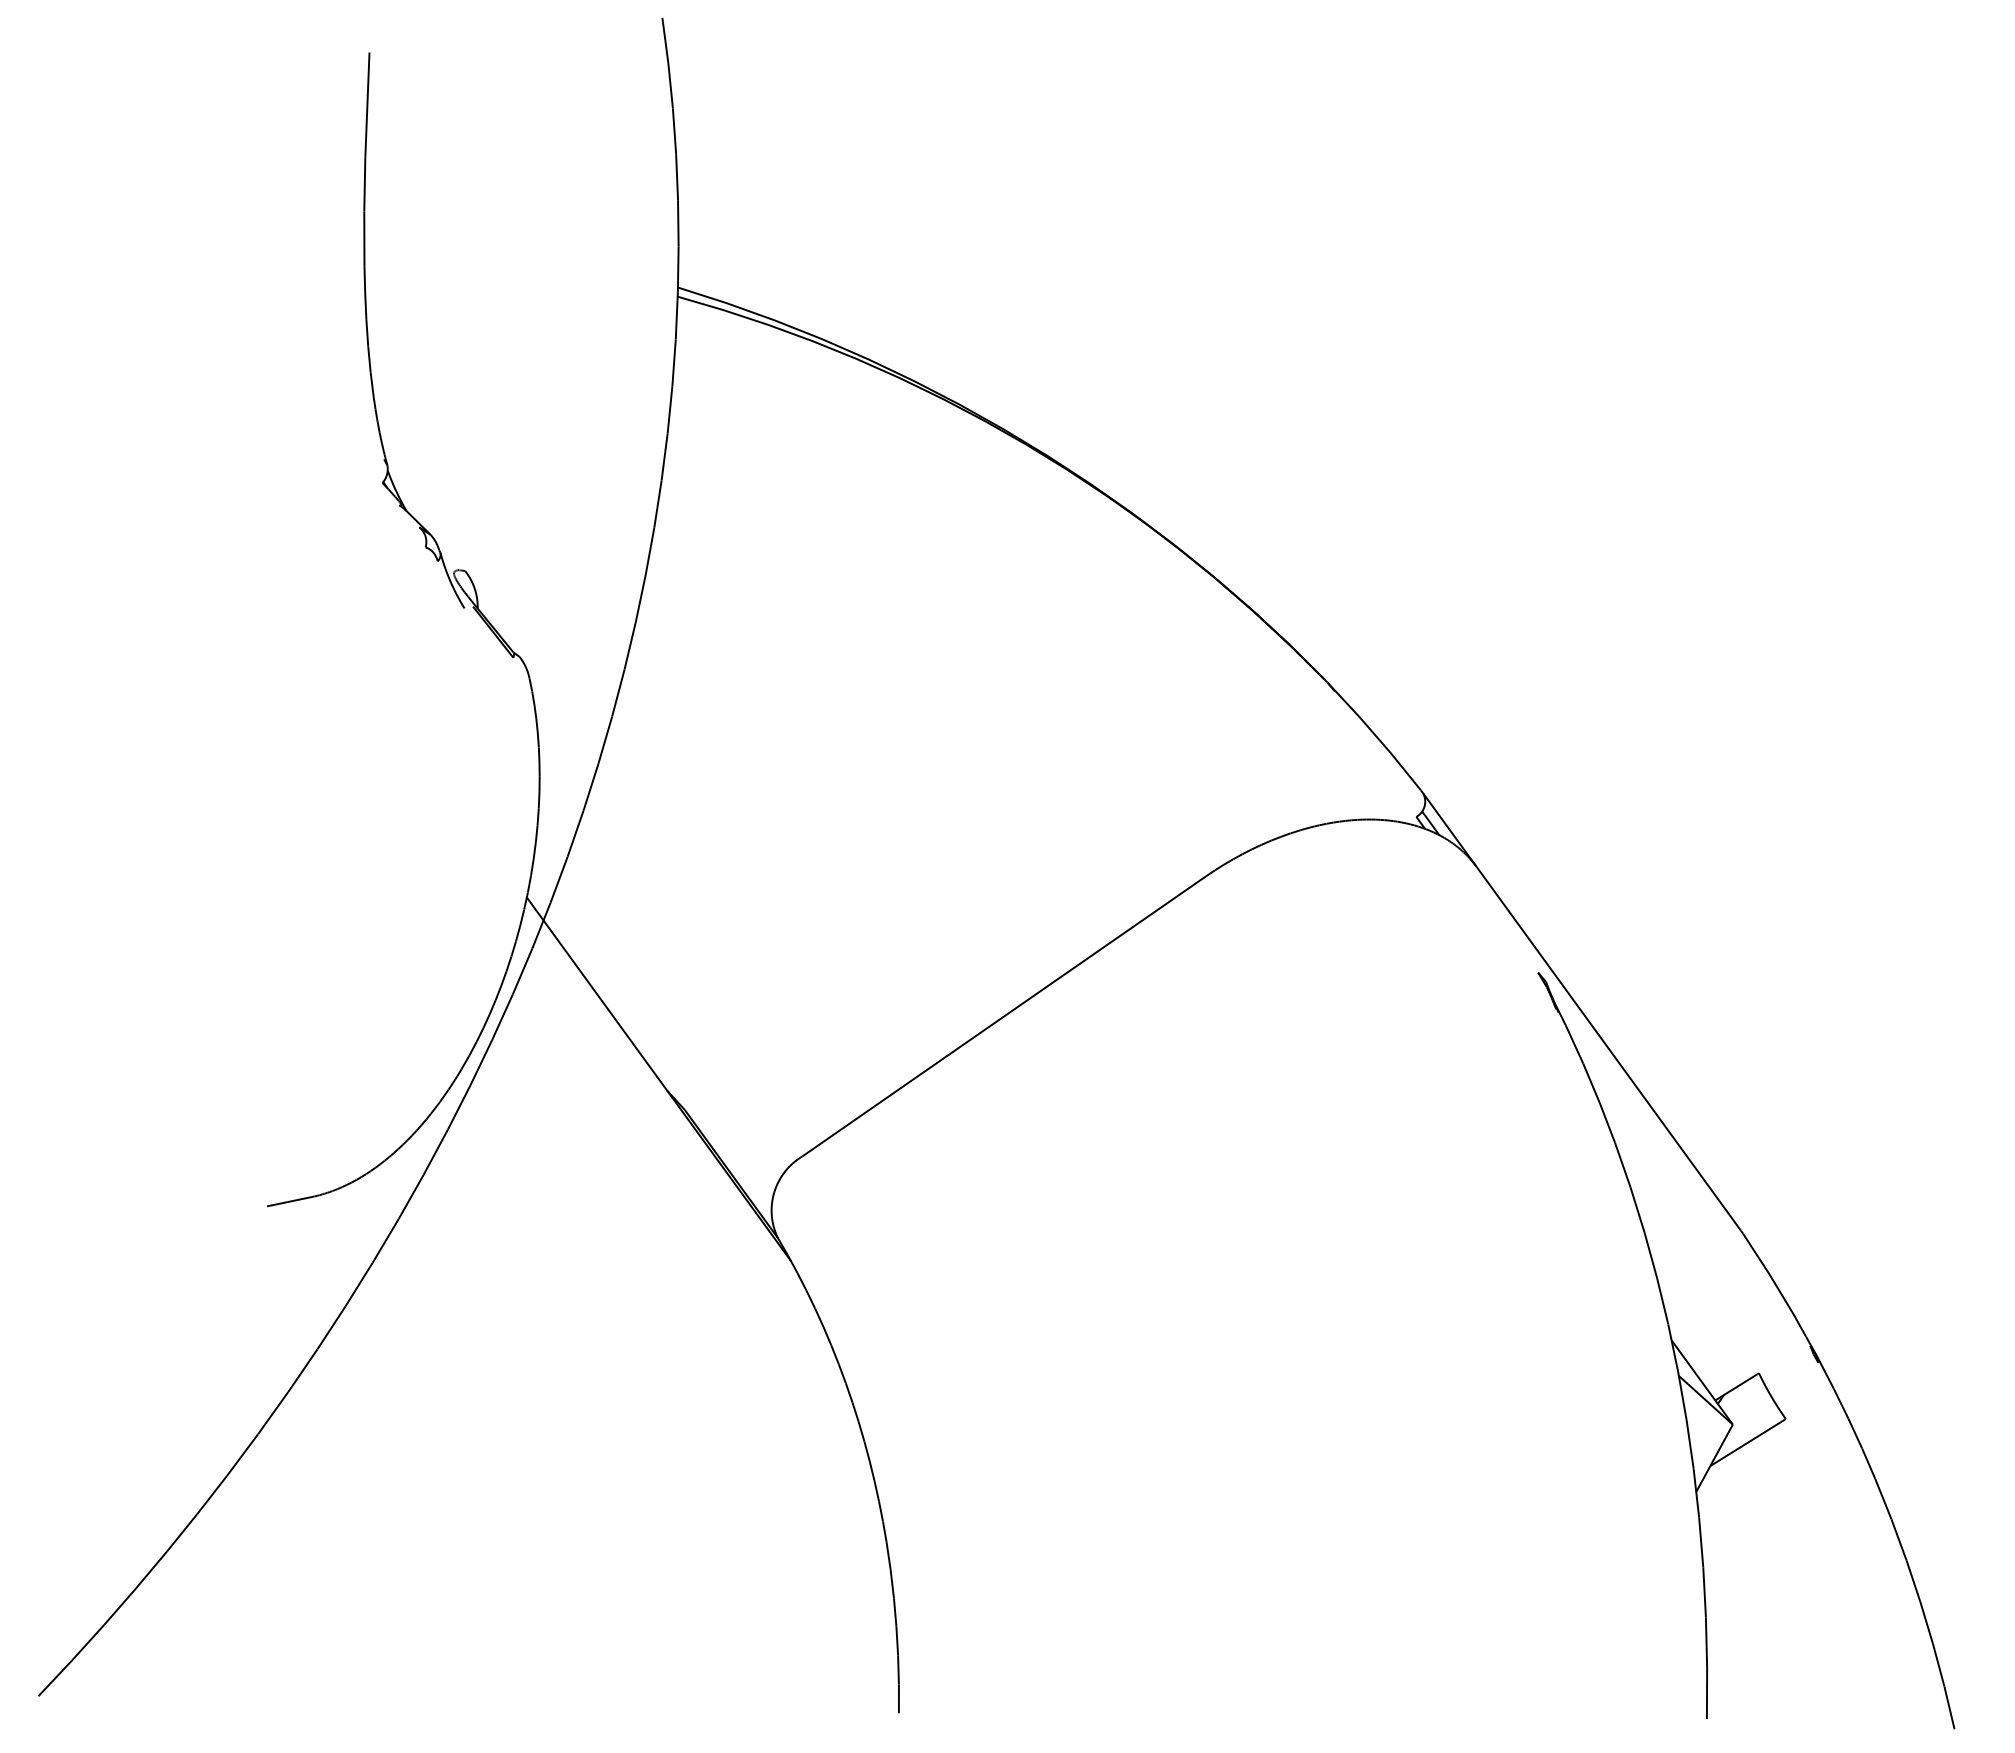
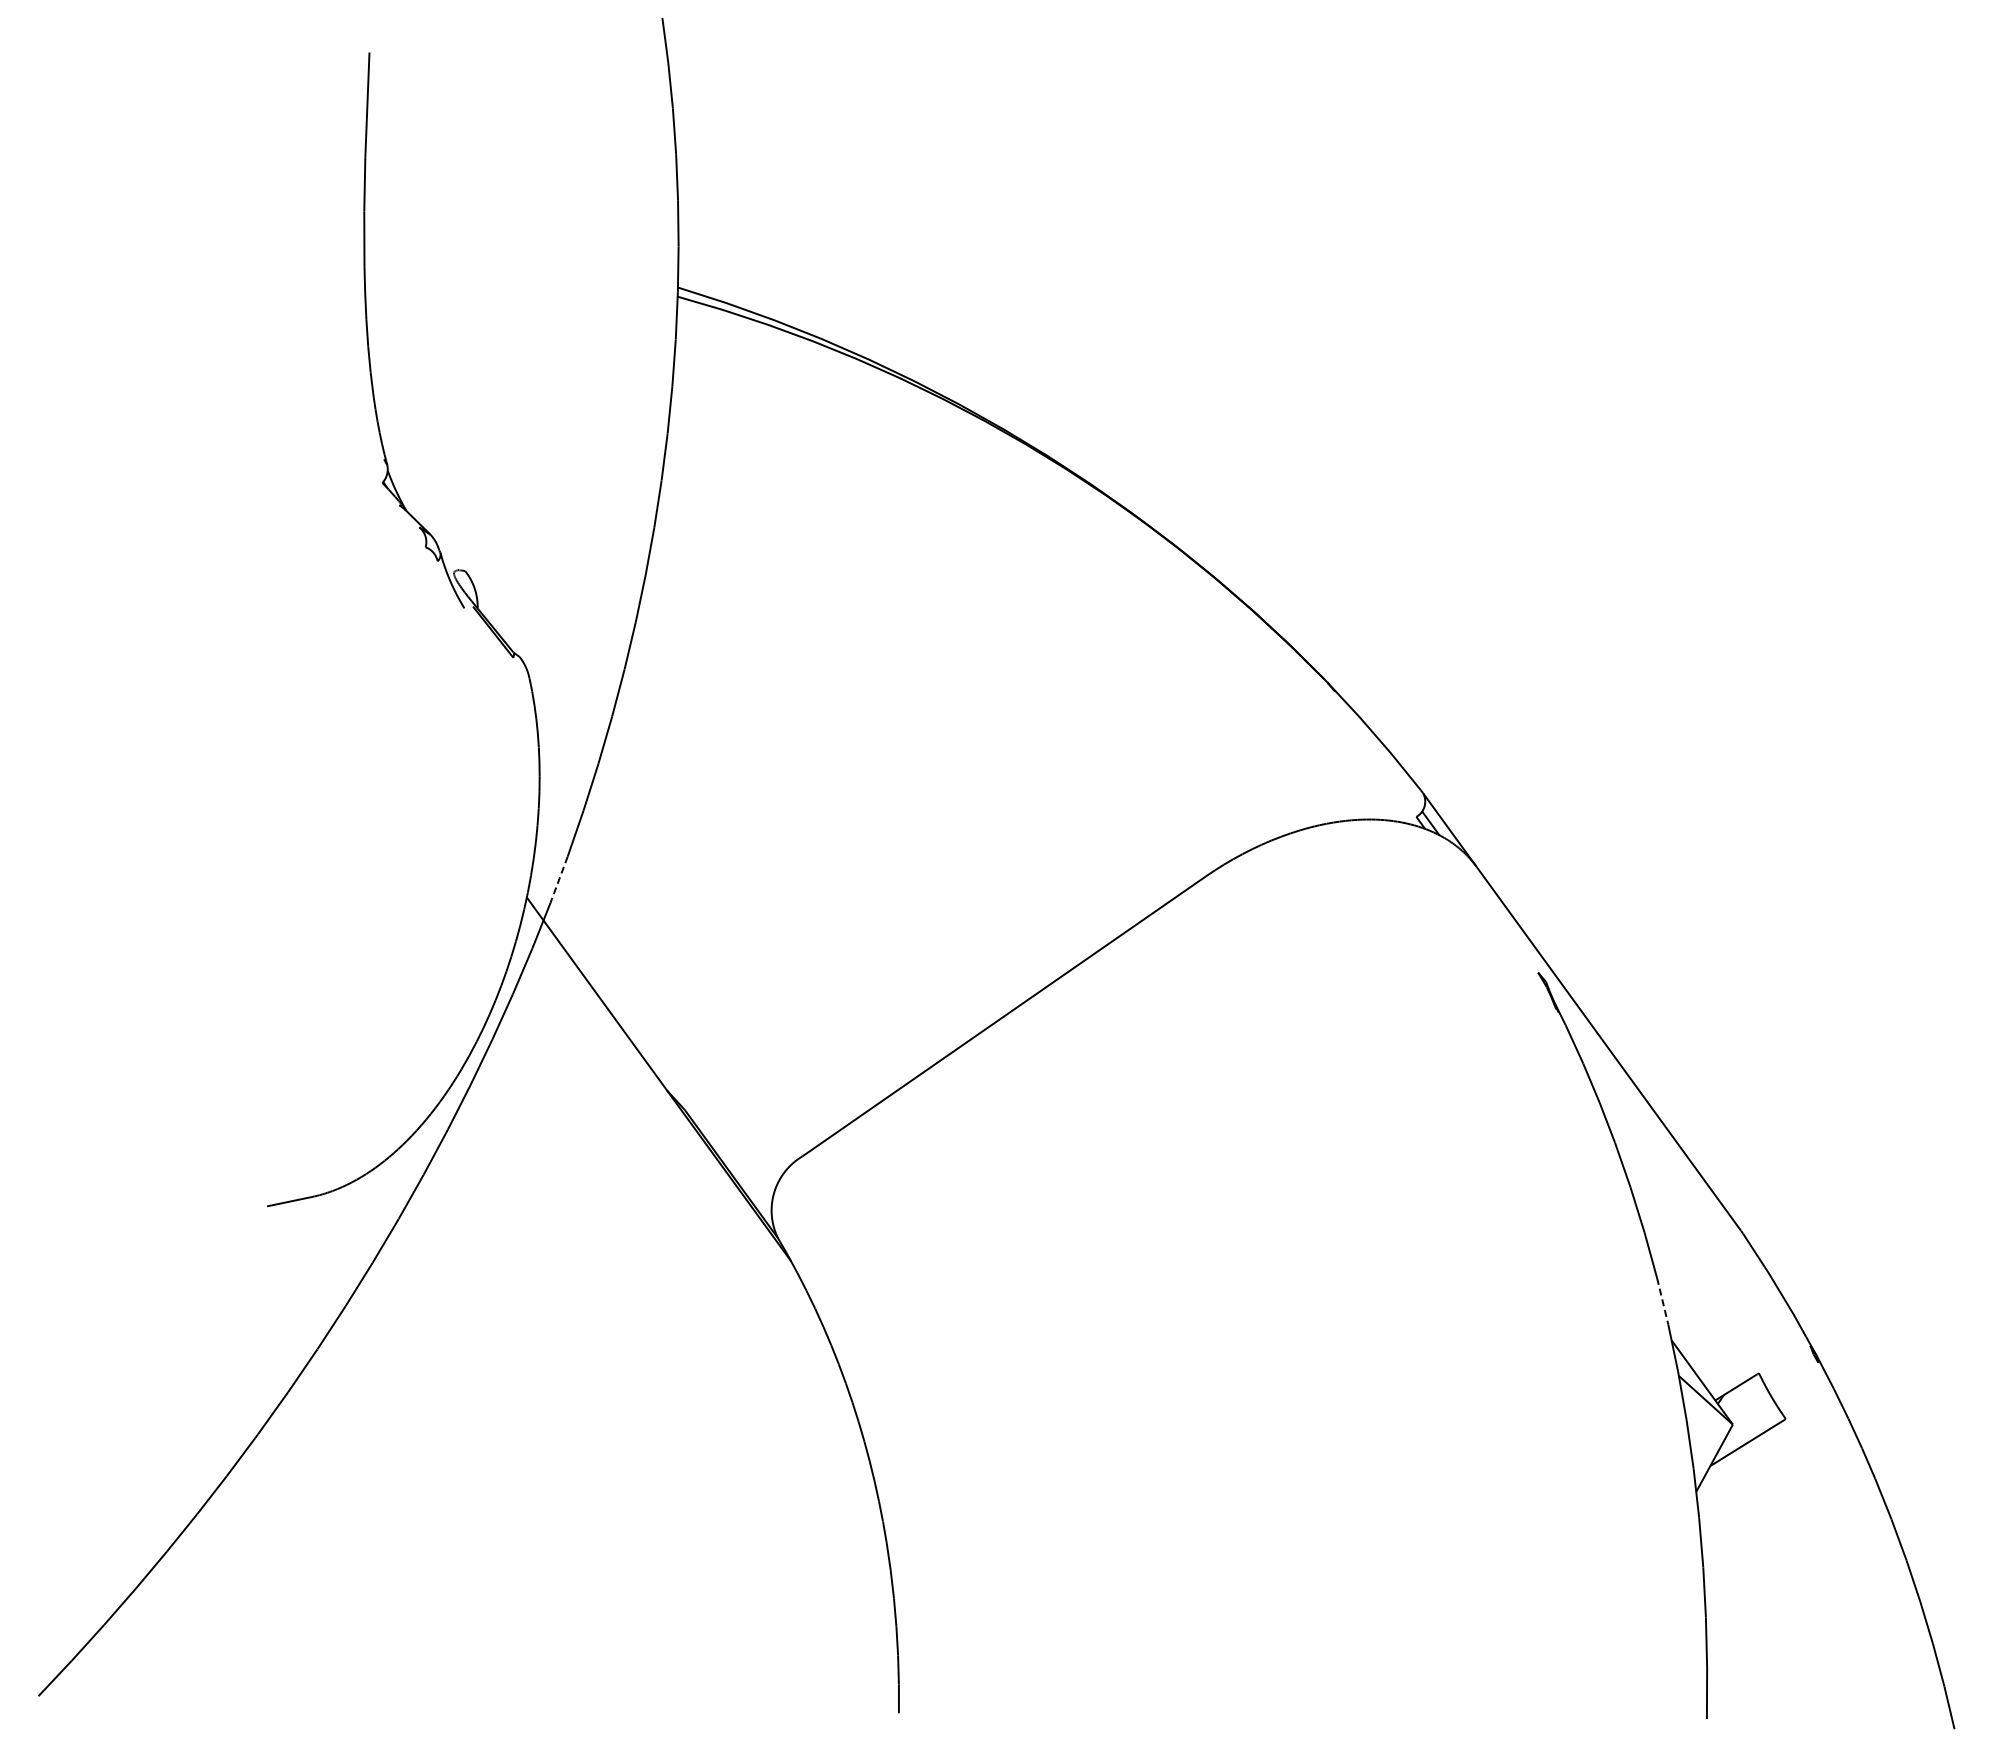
line: solid -> dashed (559, 879)
line: solid -> dashed (1662, 1301)
